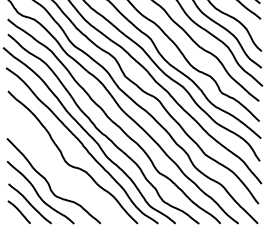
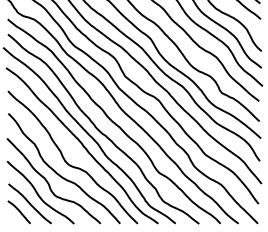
curve: none -> present (61, 175)
